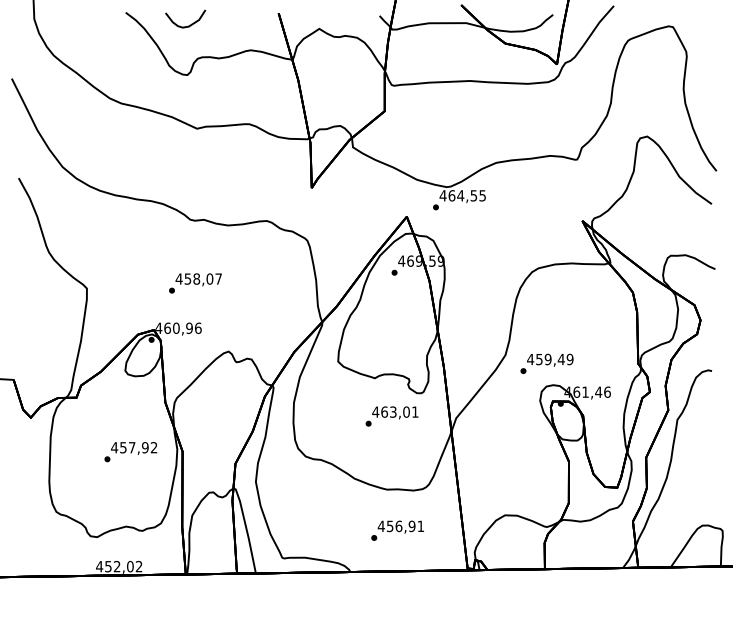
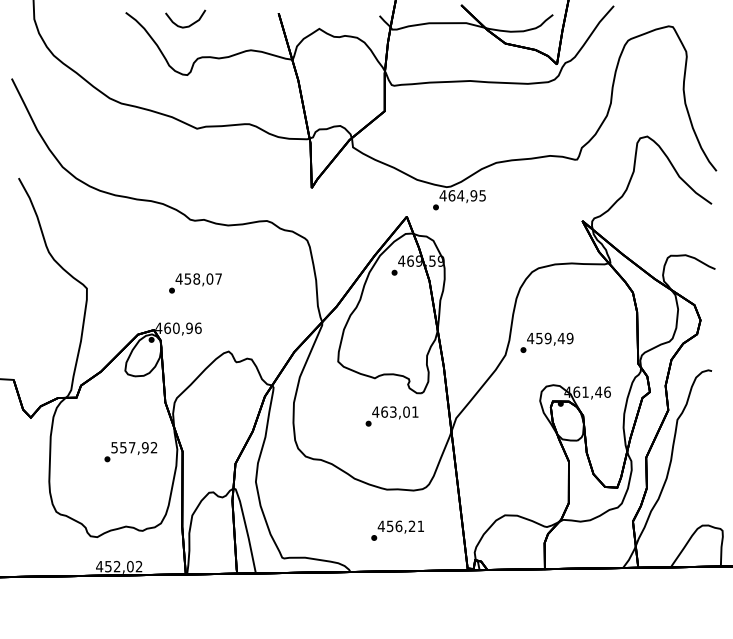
text: 464,55 -> 464,95 (473, 195)
text position: (546, 363) -> (546, 342) (546, 342)
text: 457,92 -> 557,92 (114, 447)
text: 456,91 -> 456,21 (411, 526)
